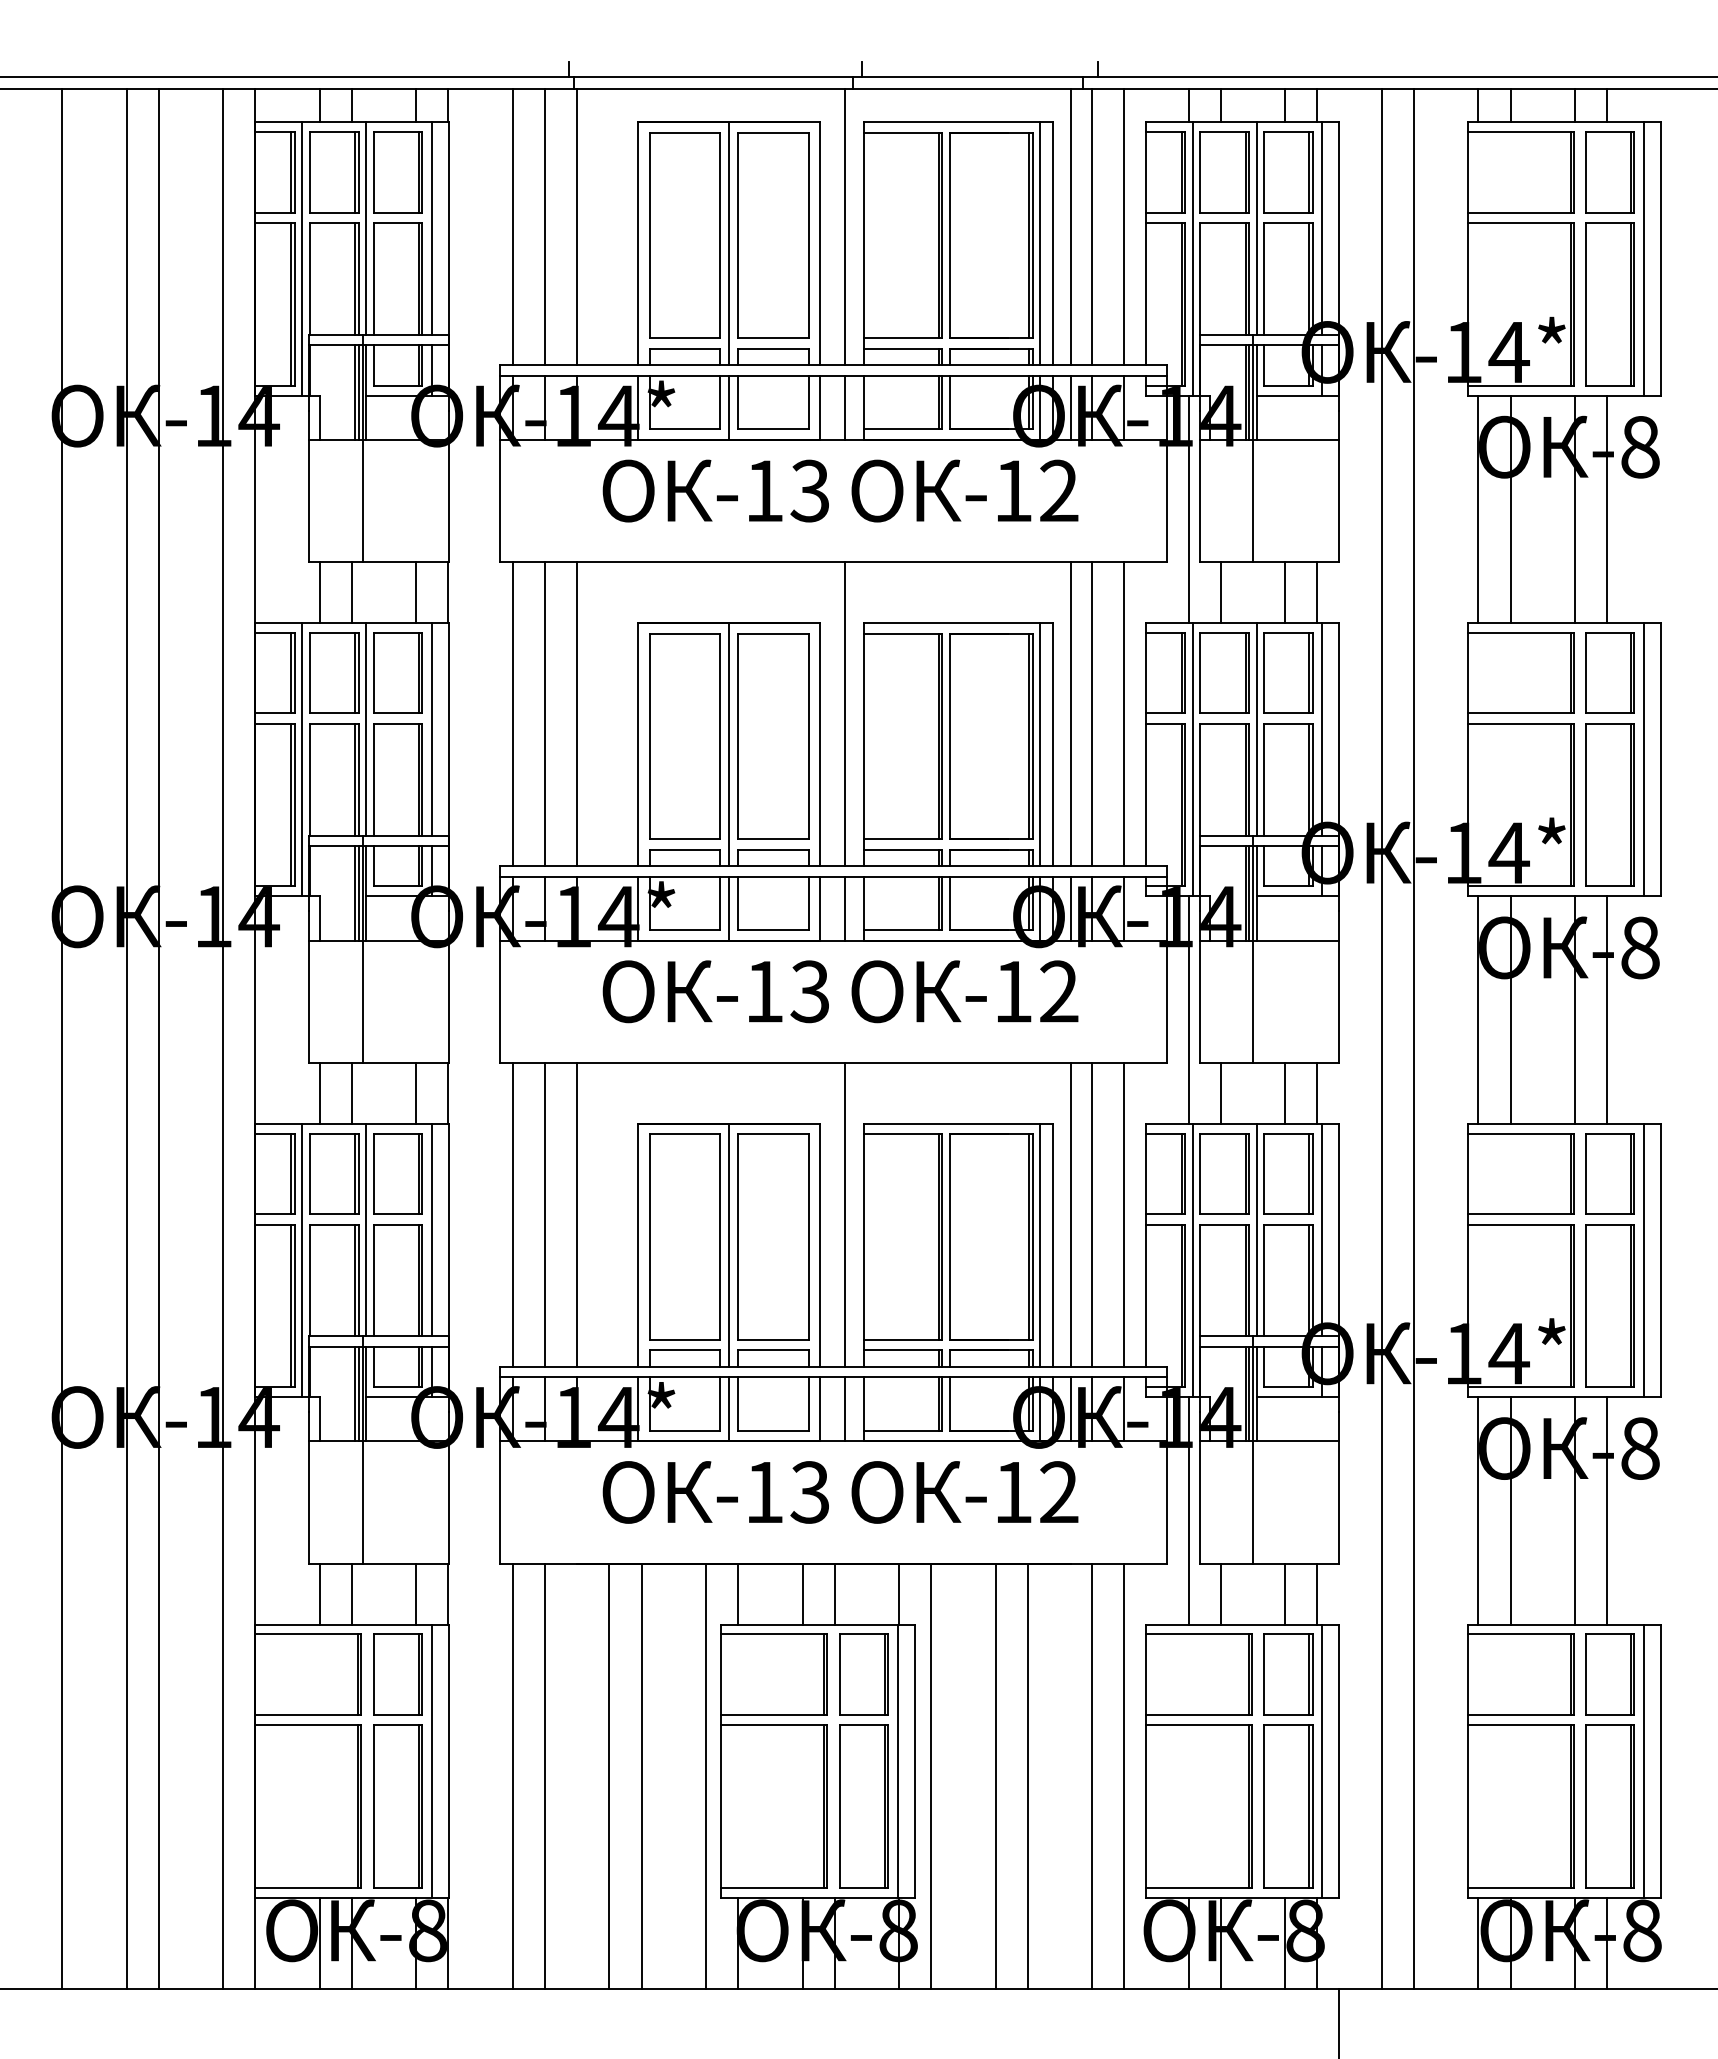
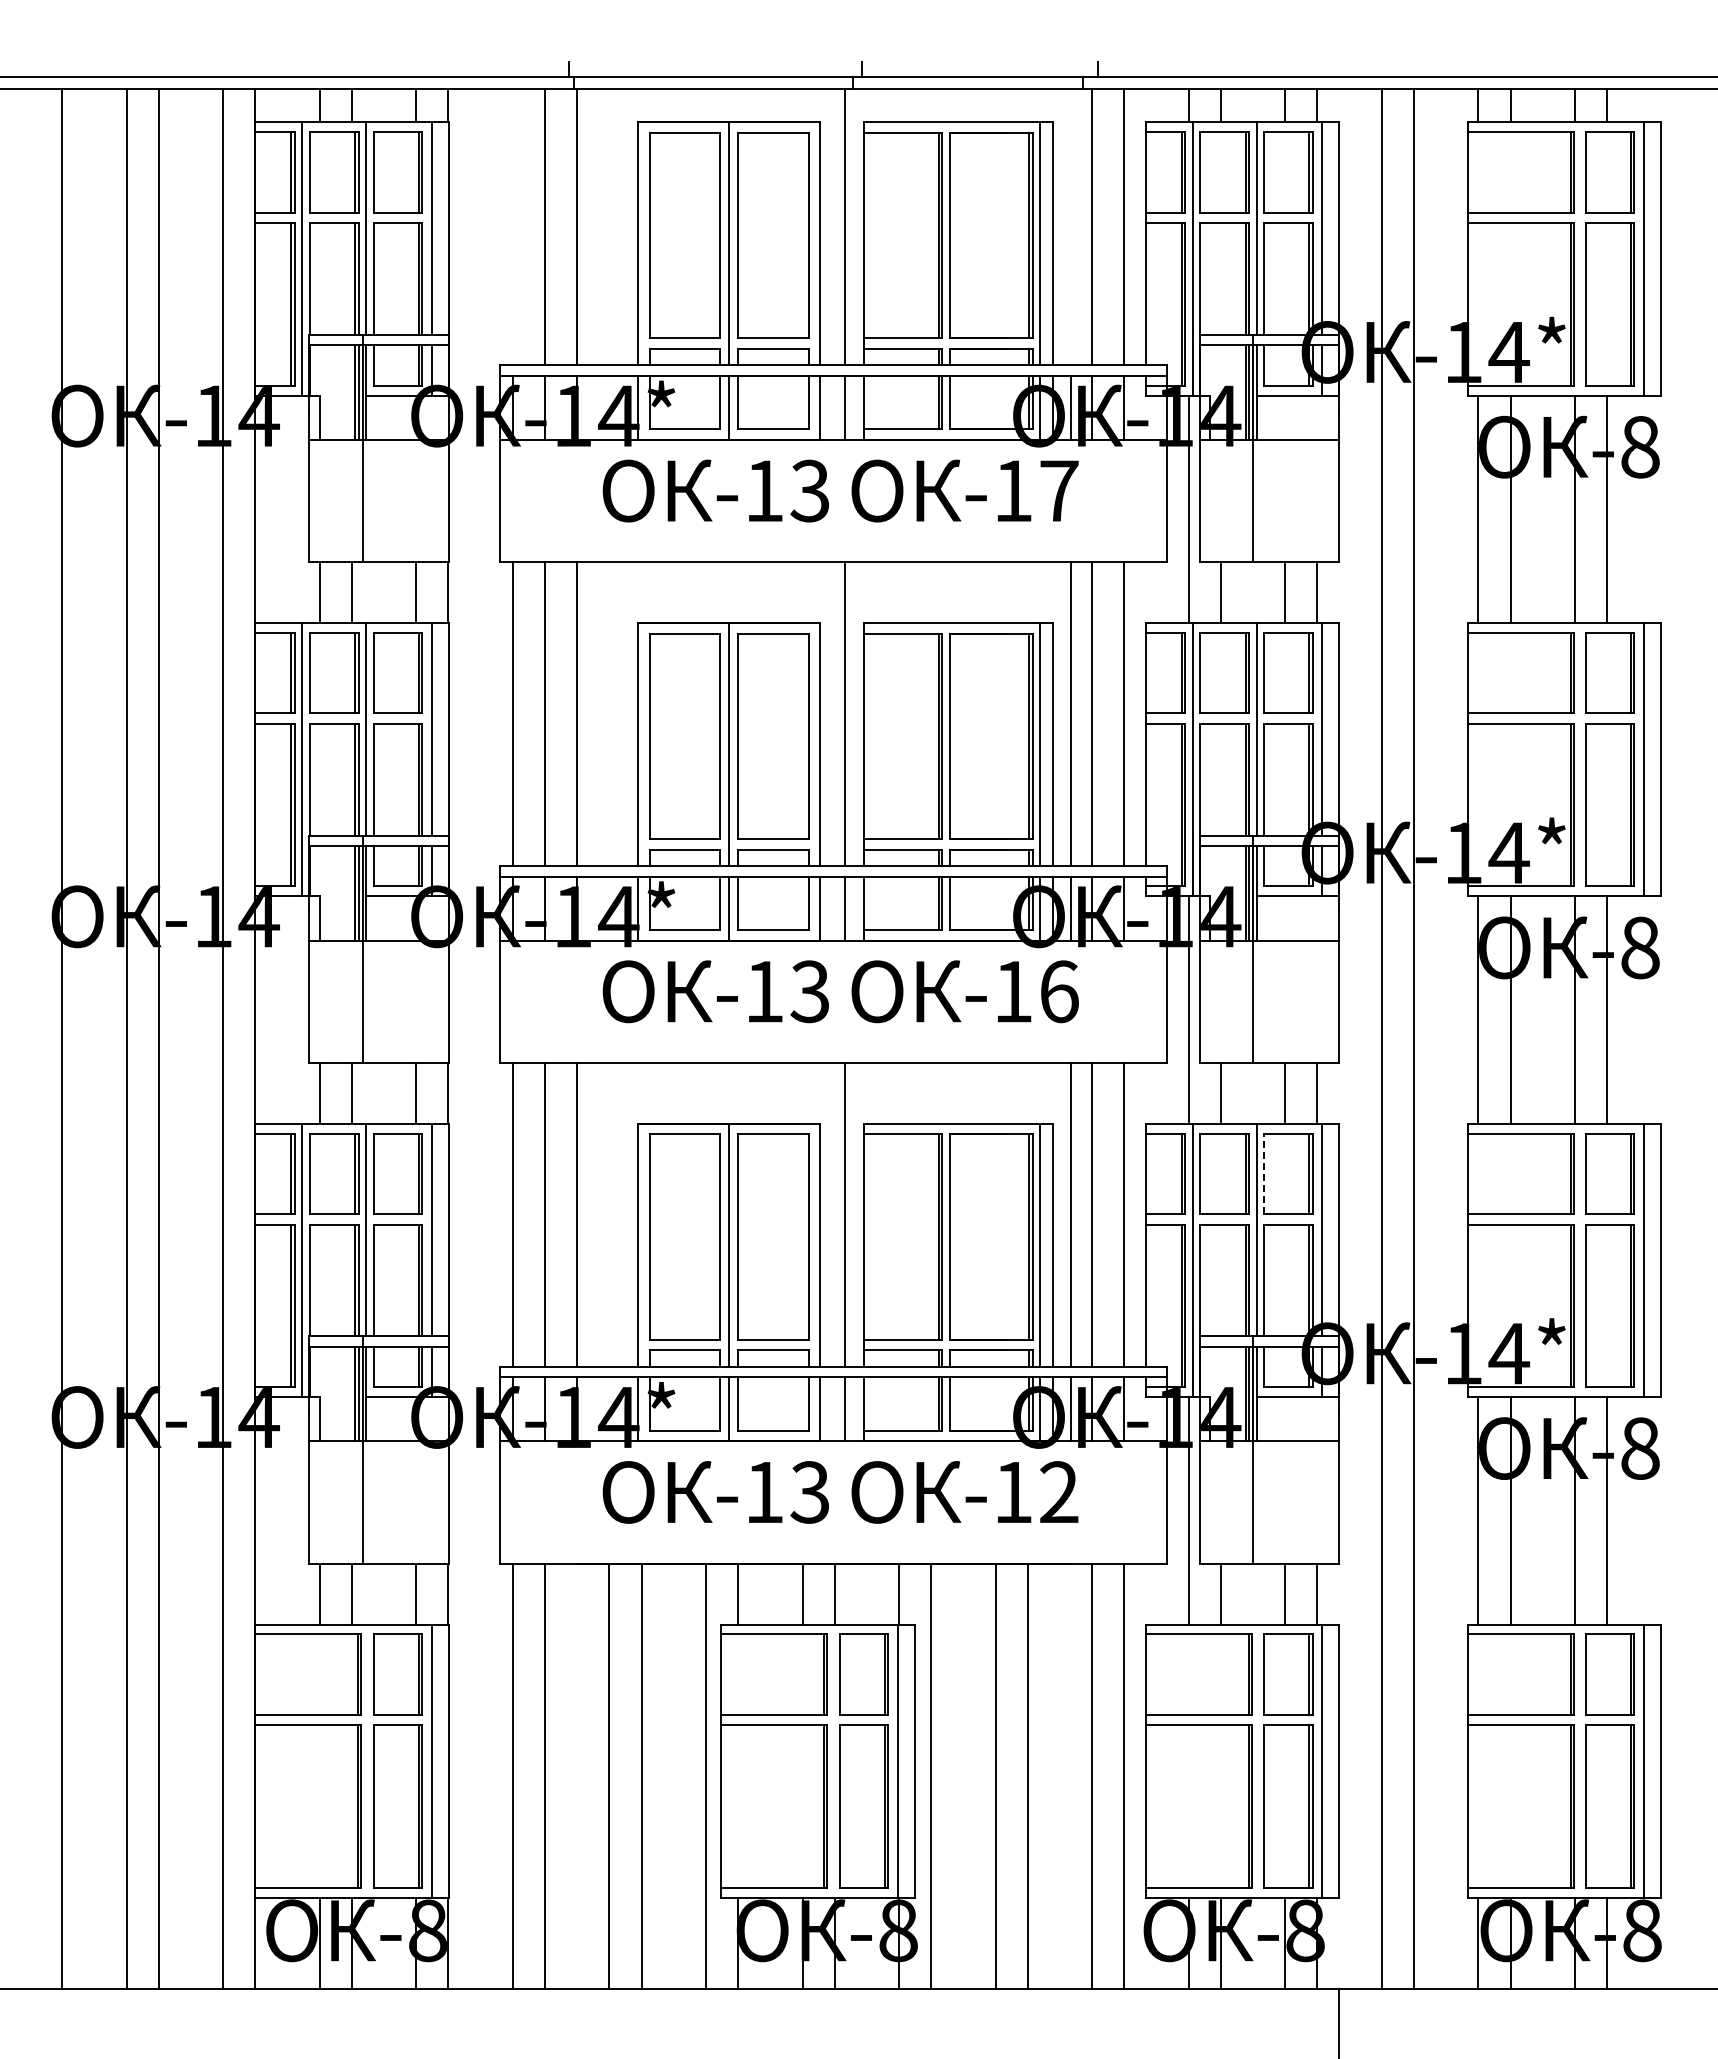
line: present -> none (512, 227)
line: present -> none (1070, 227)
text: -12 -> -17 (1059, 490)
text: -12 -> -16 (1059, 991)
line: solid -> dashed (1264, 1173)
